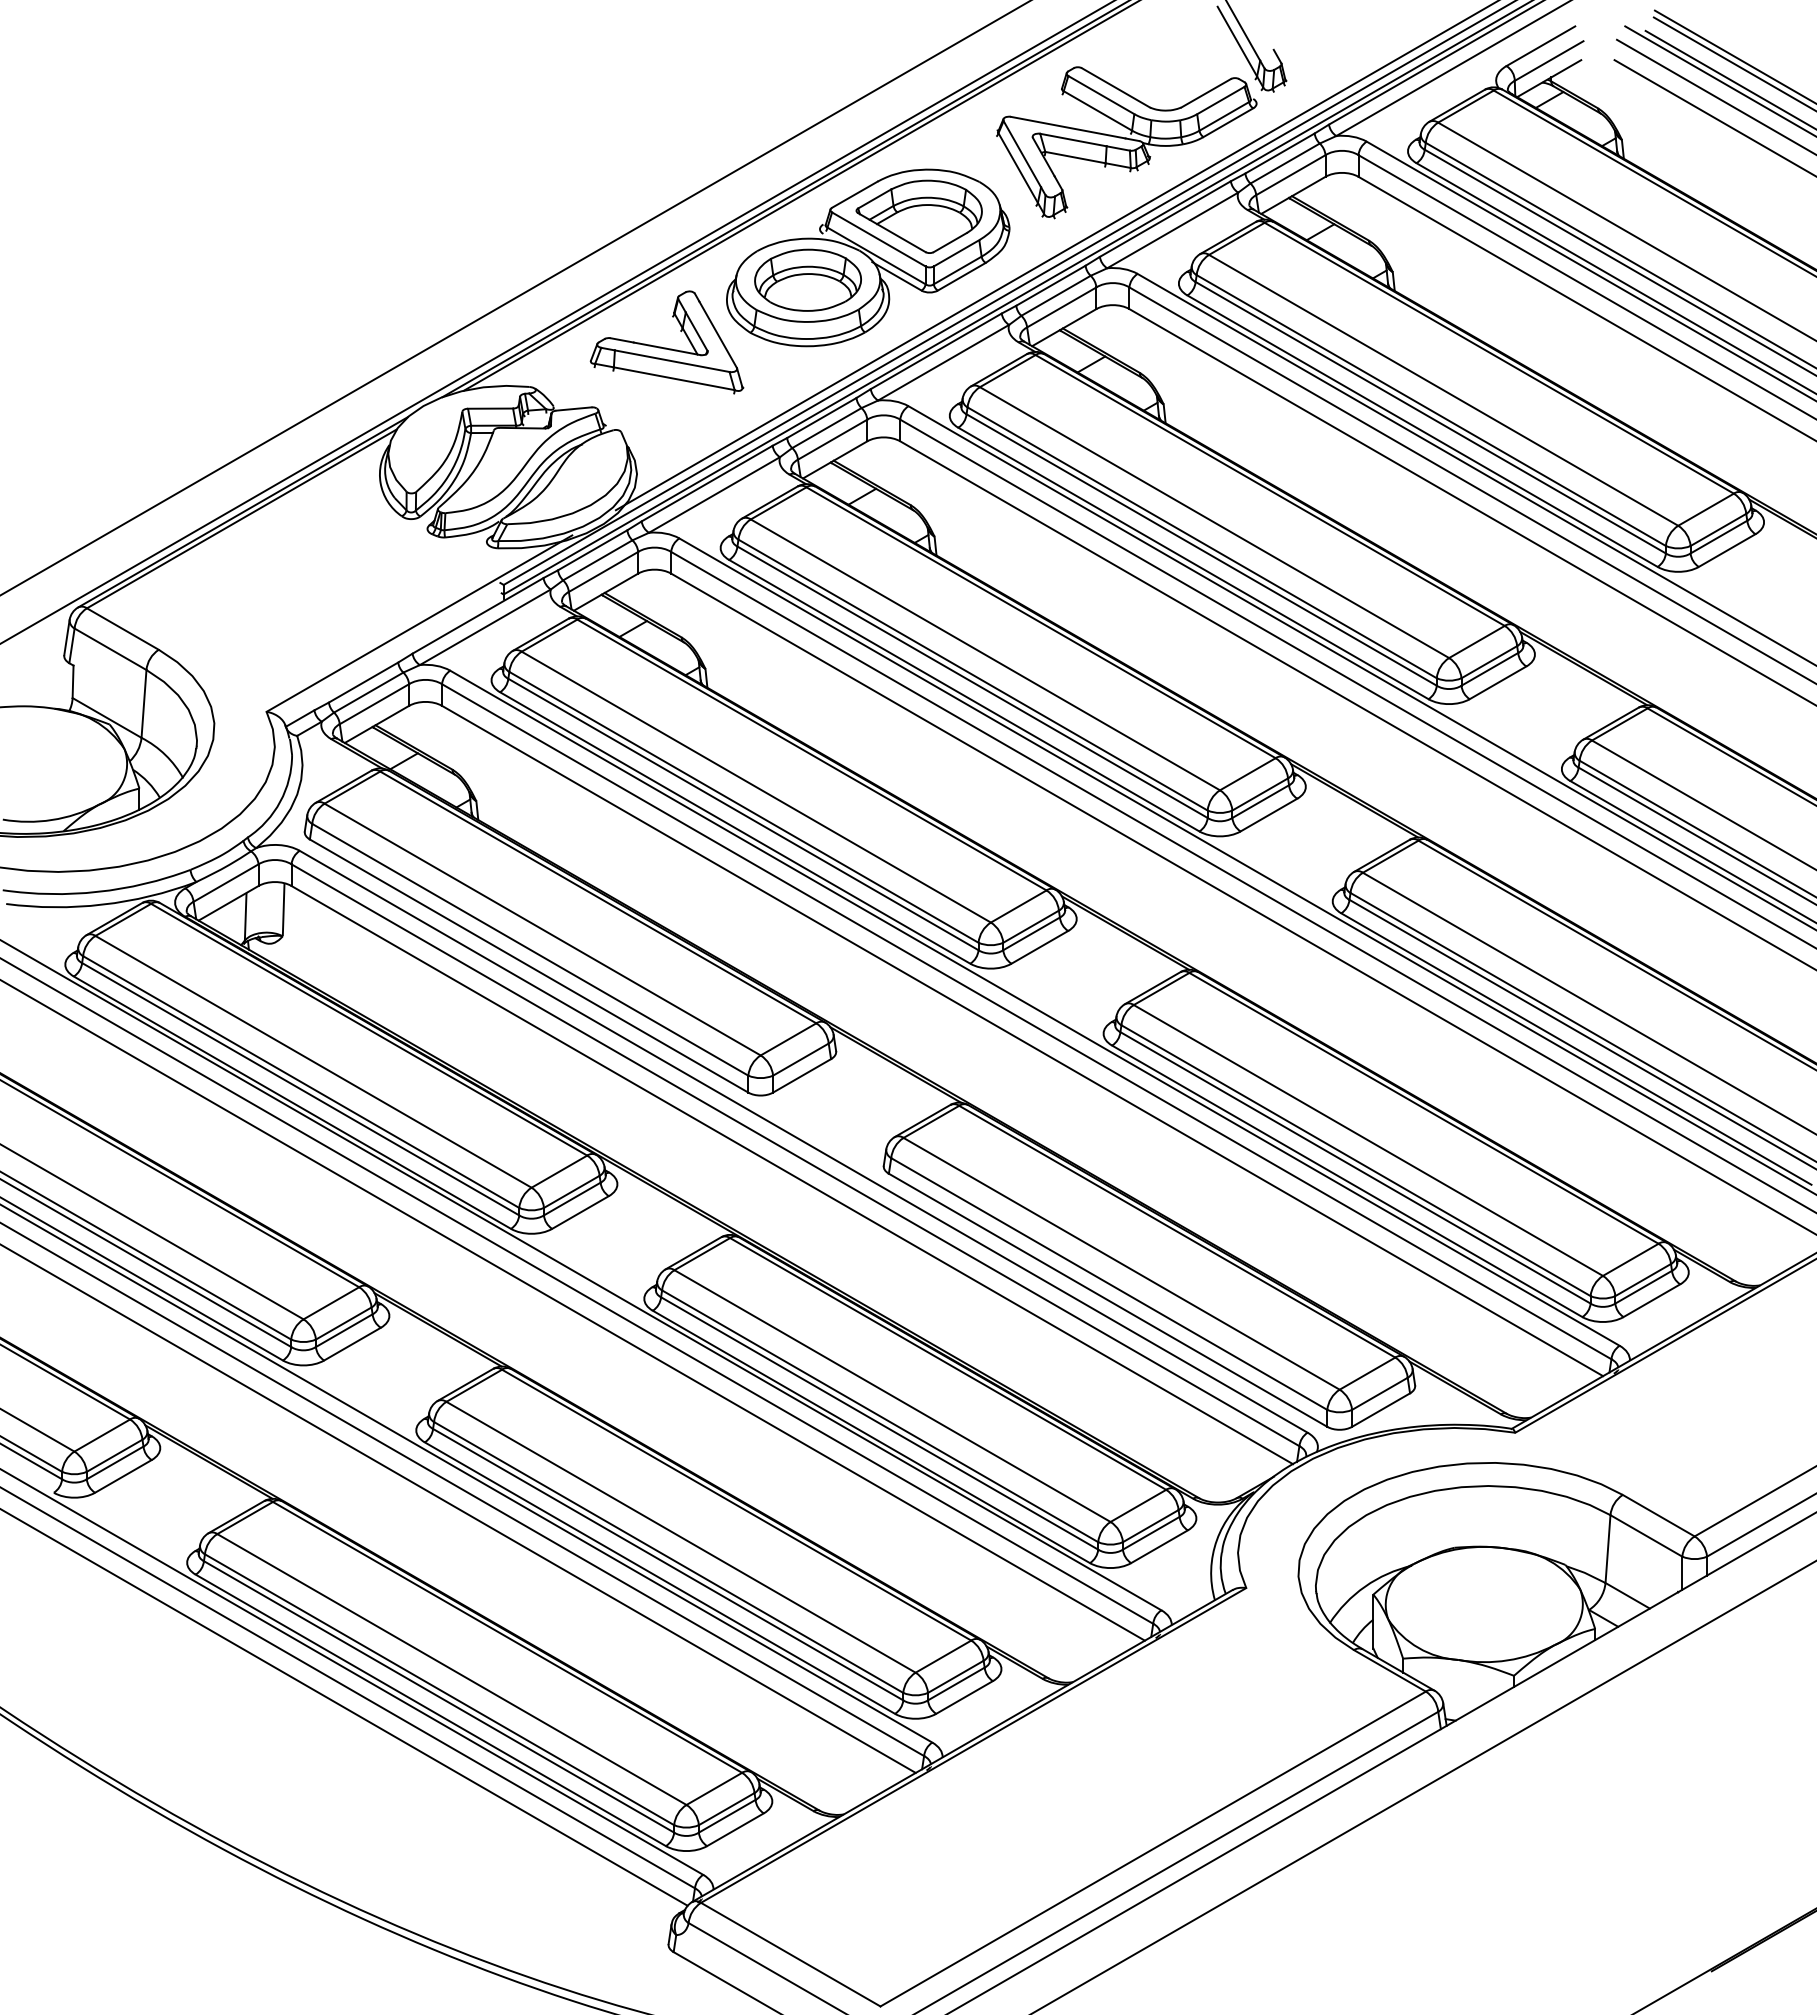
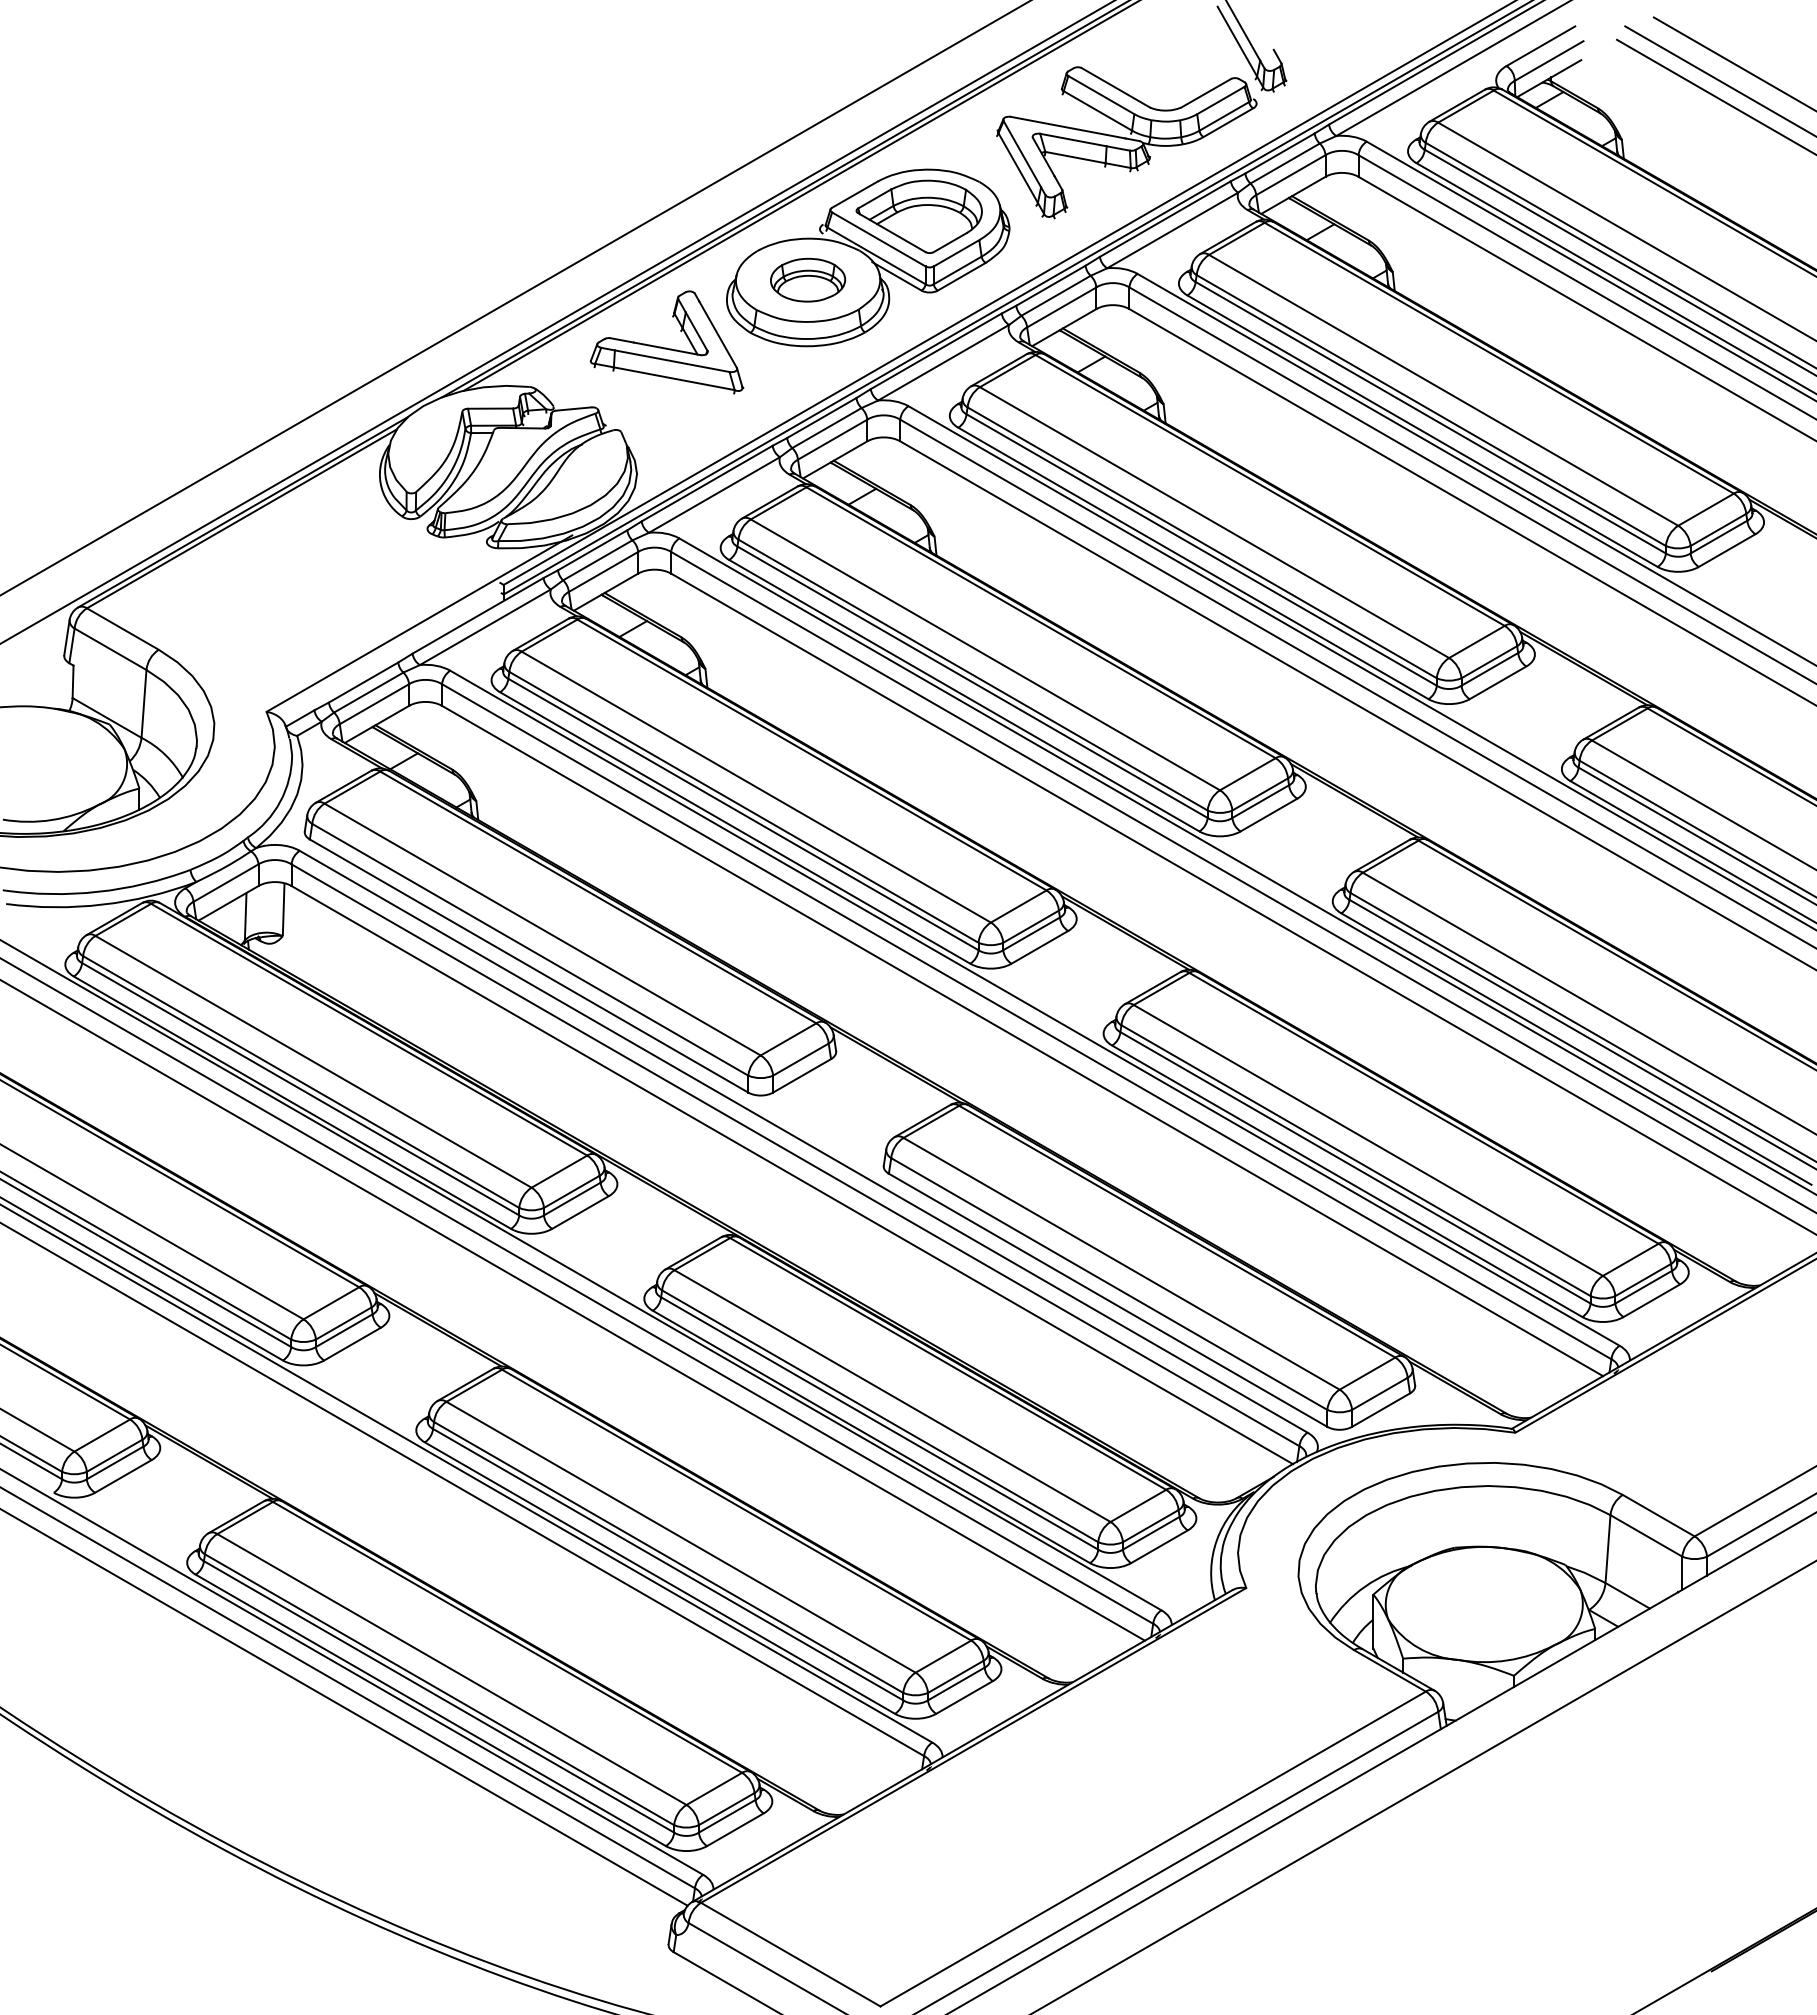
line: present -> none (1733, 56)
line: present -> none (1729, 79)
line: present -> none (1713, 117)
line: present -> none (1055, 256)
part size: 108x64 px -> 77x46 px (808, 279)
line: present -> none (458, 1508)
